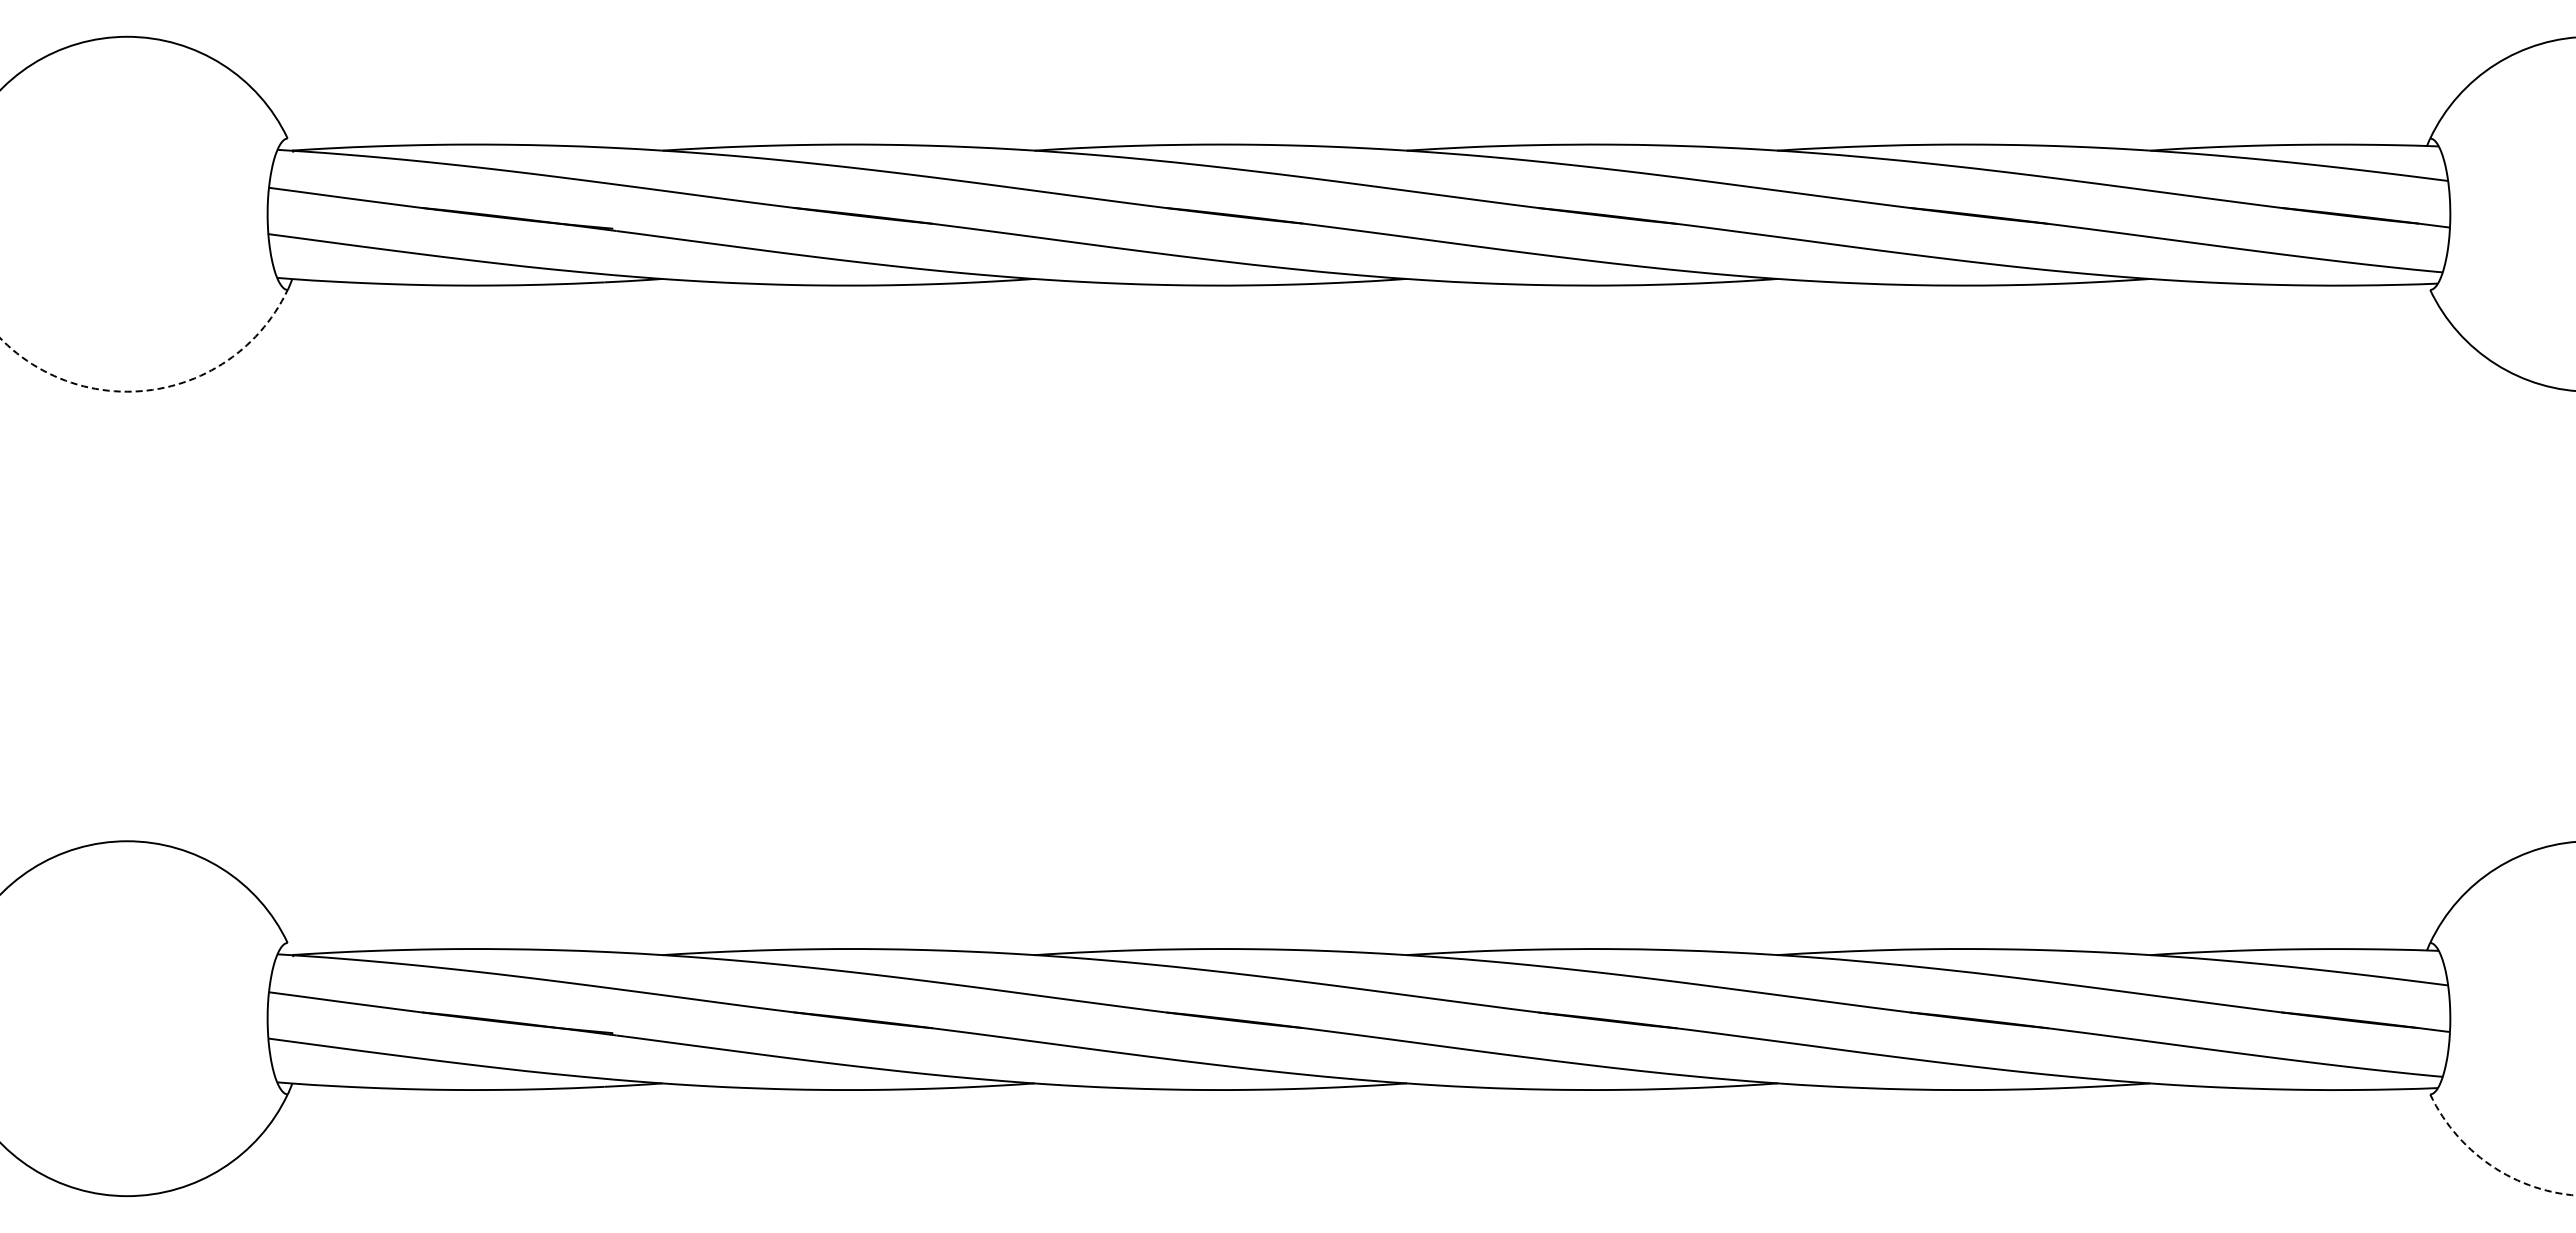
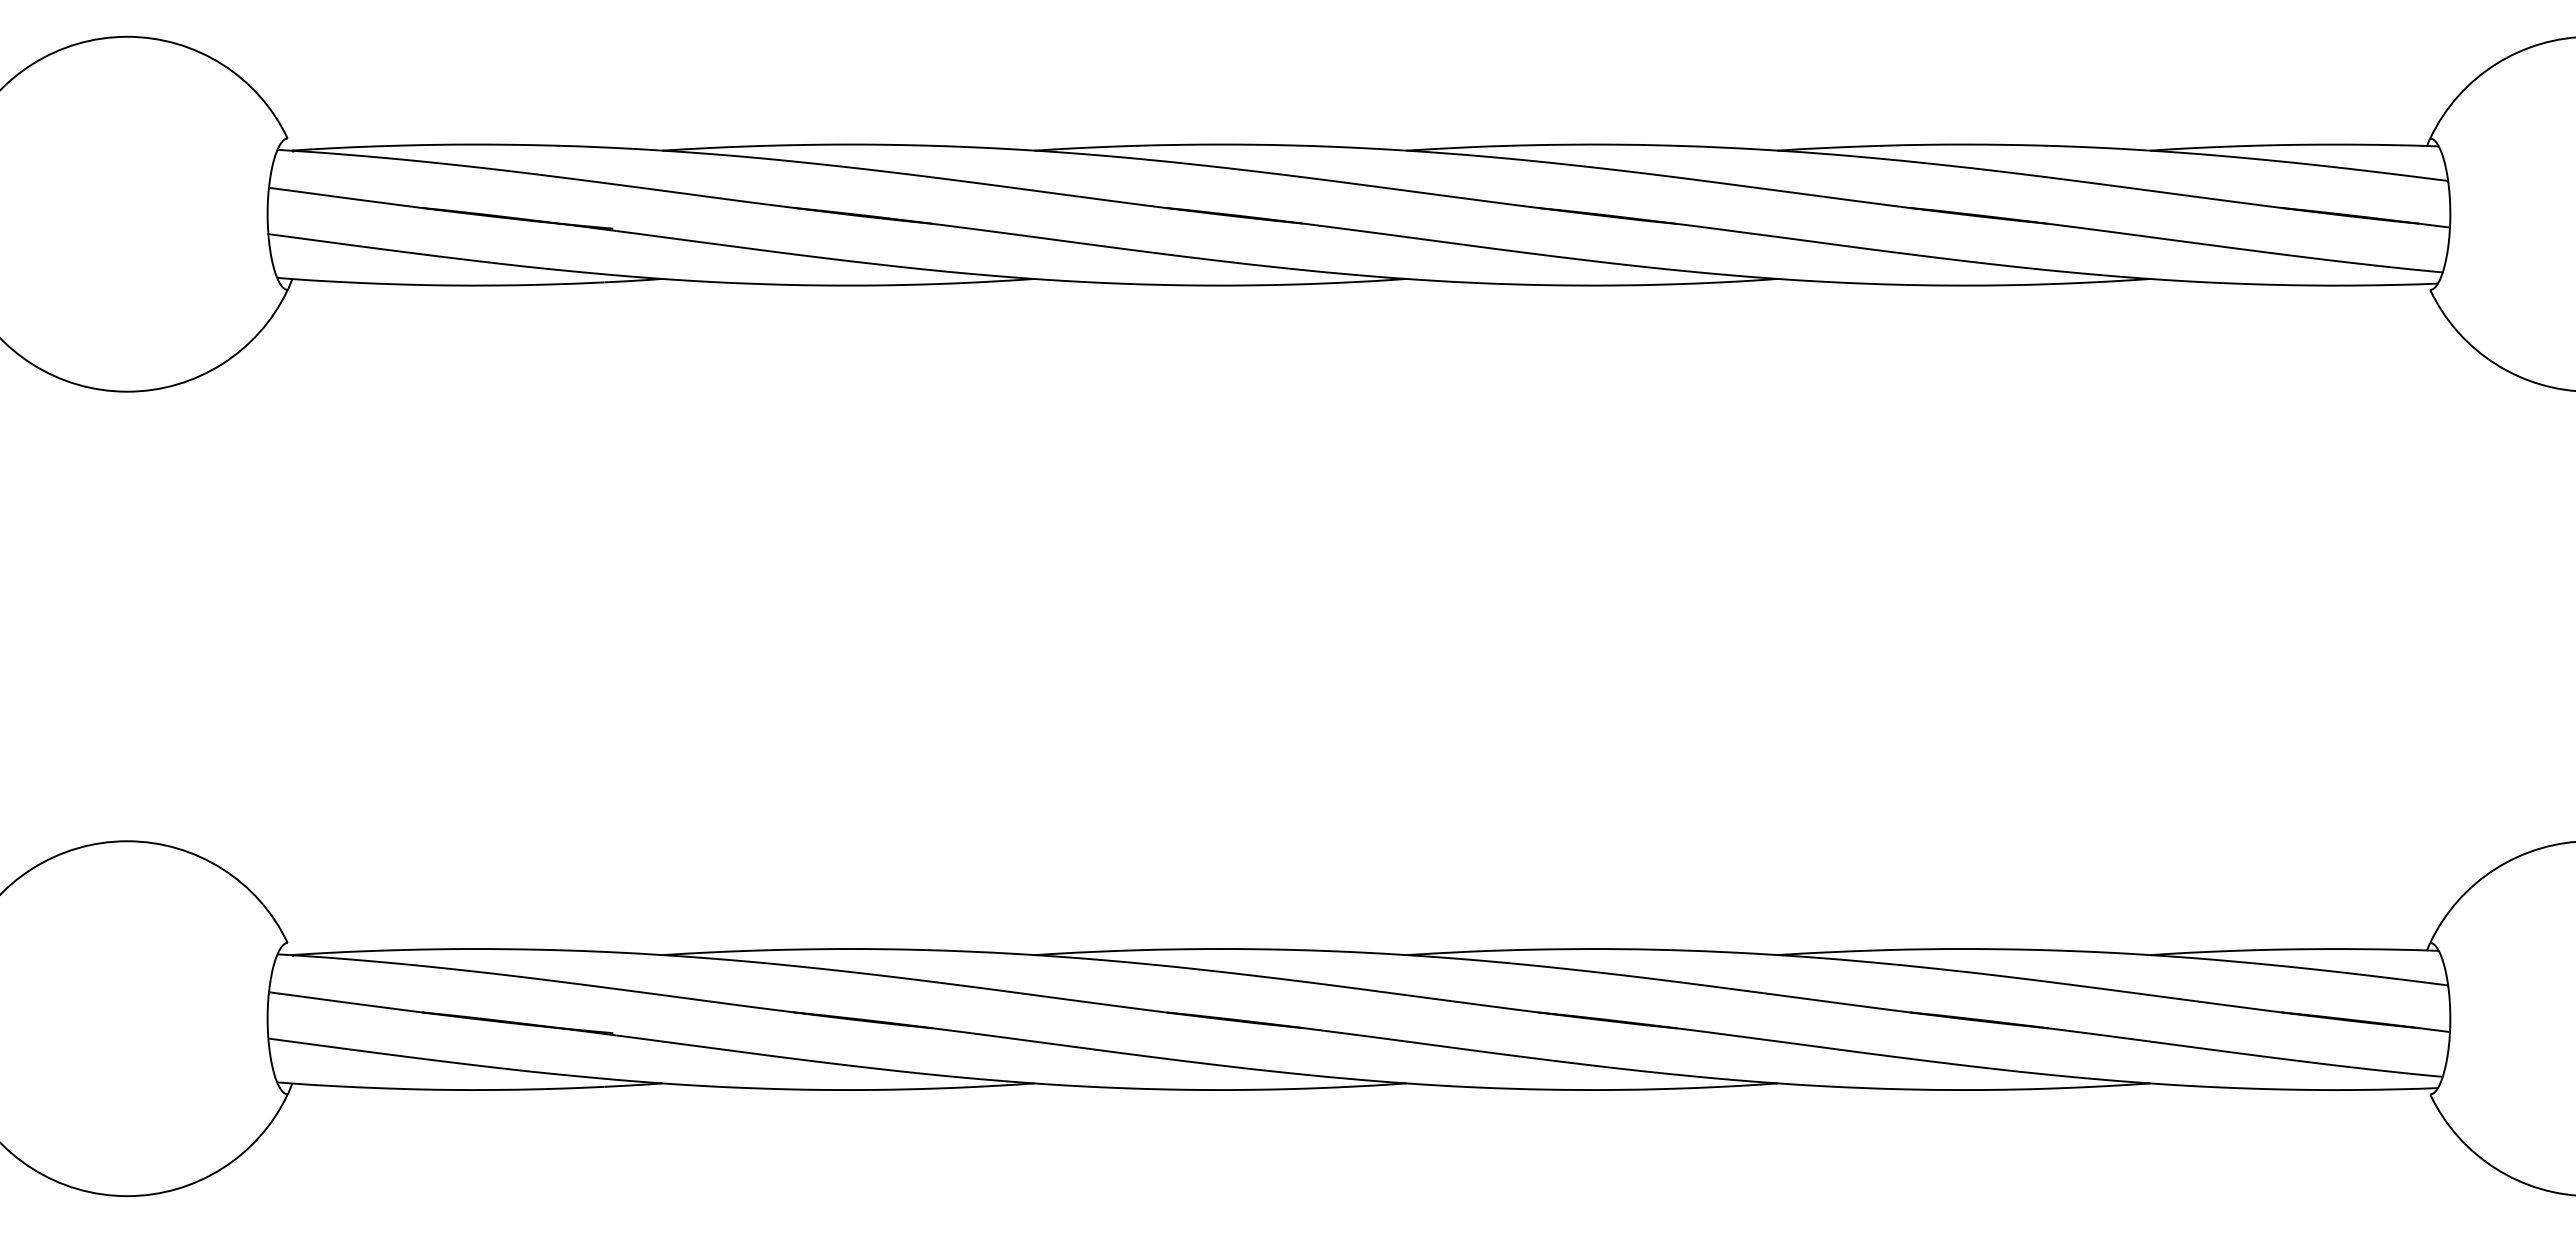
arc: dashed -> solid (156, 389)
arc: dashed -> solid (2490, 1164)
